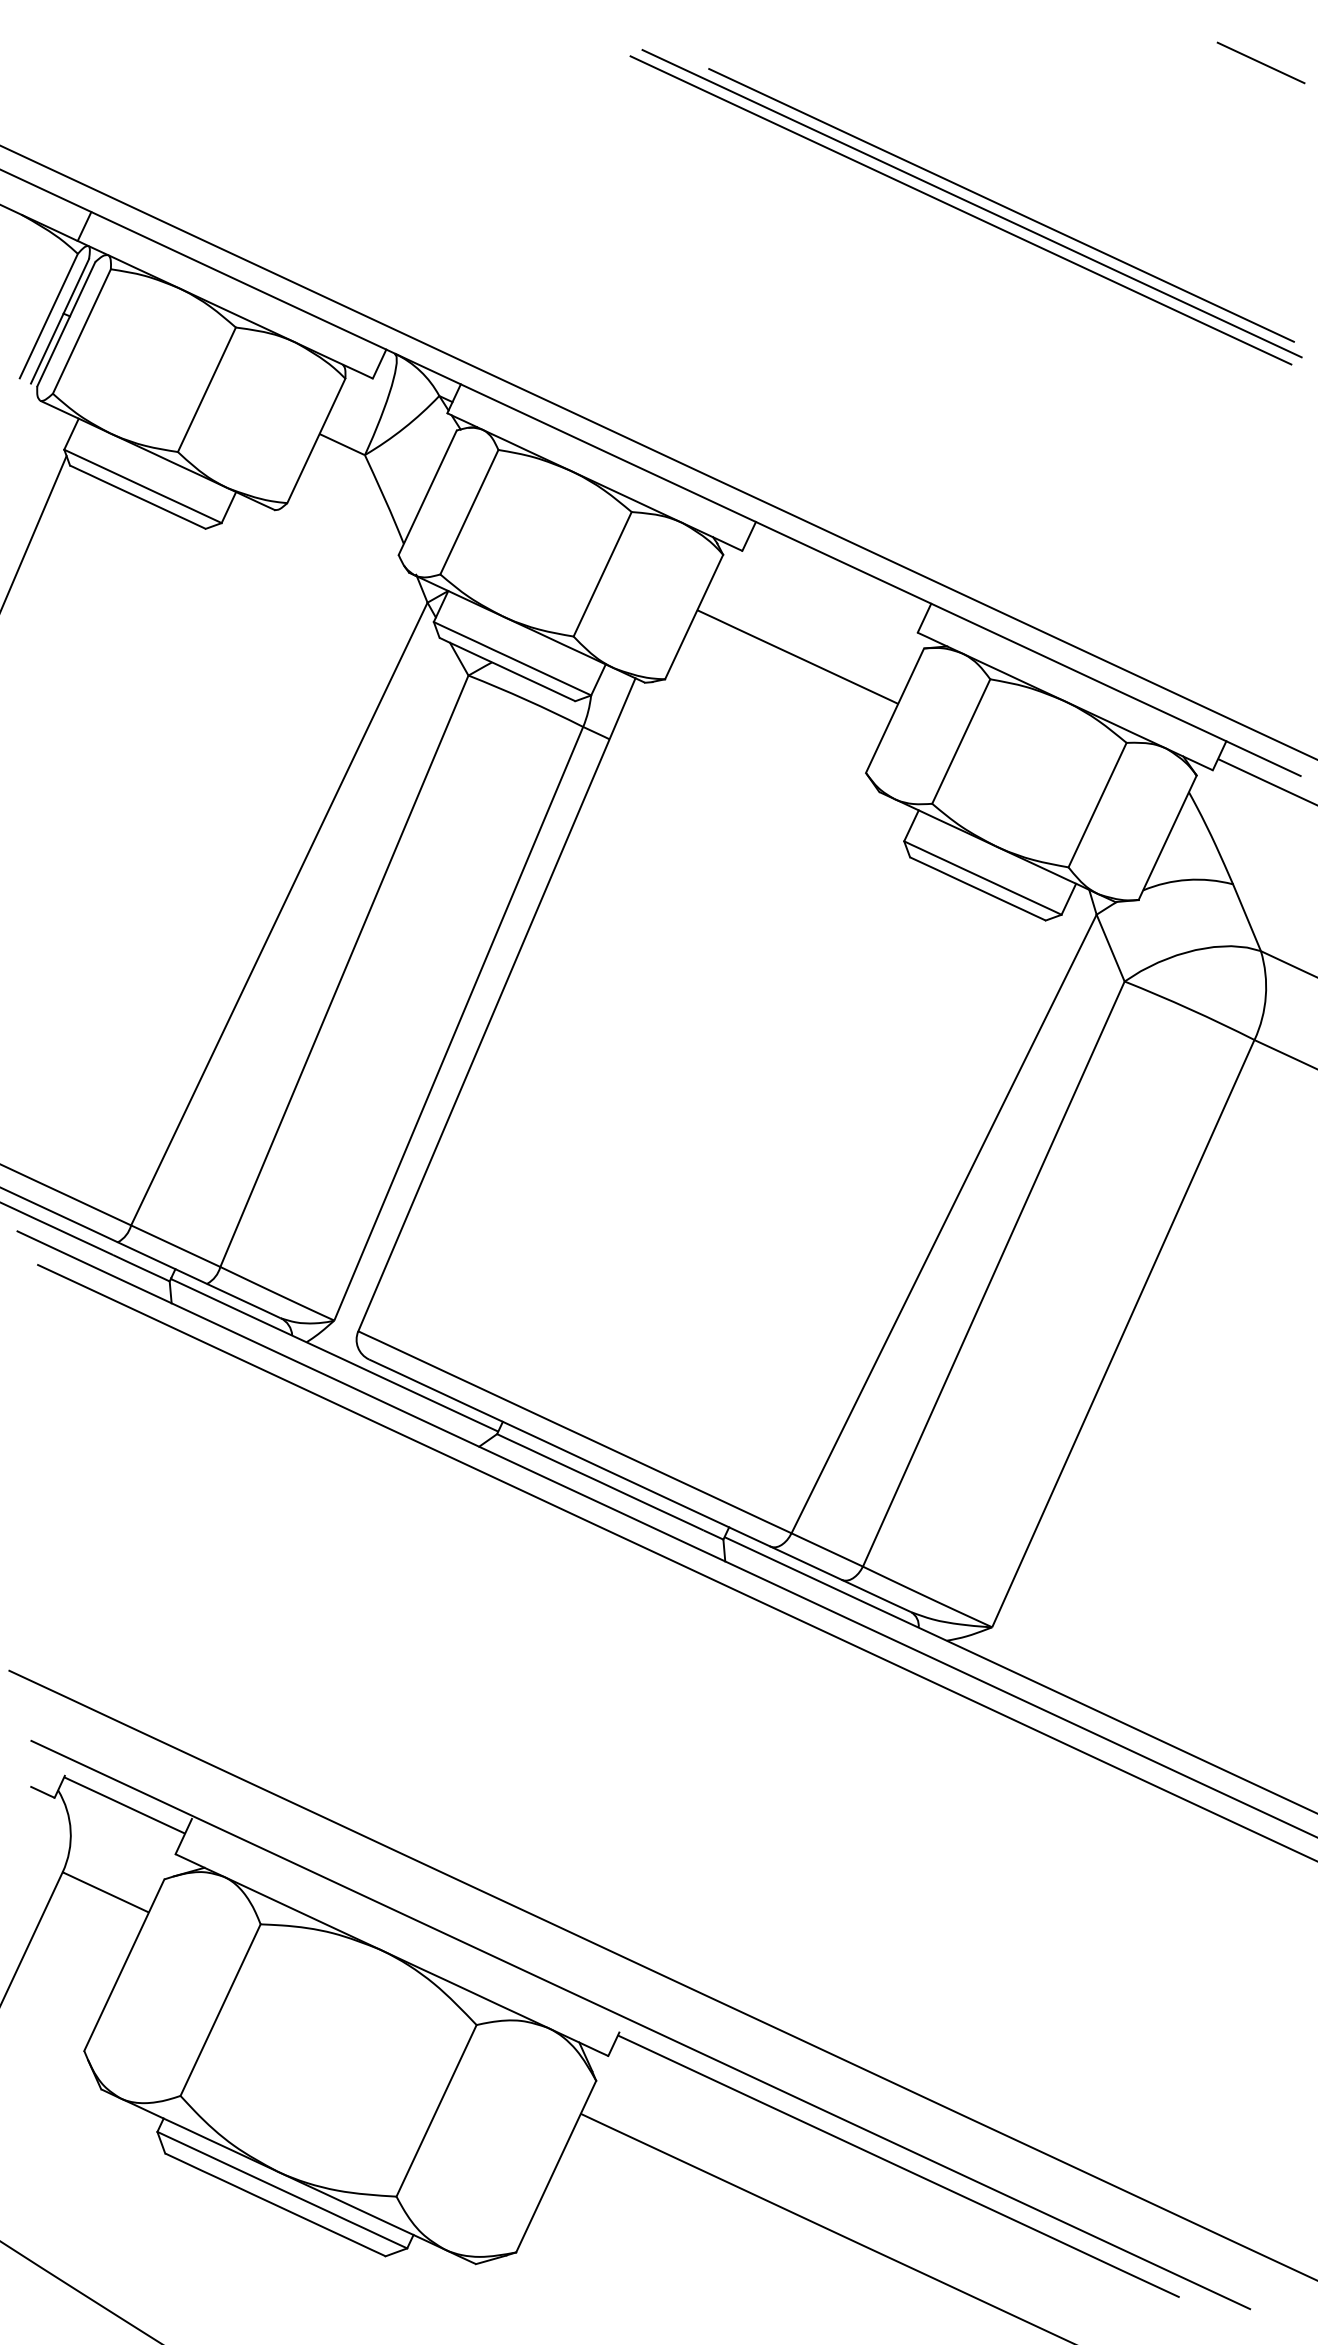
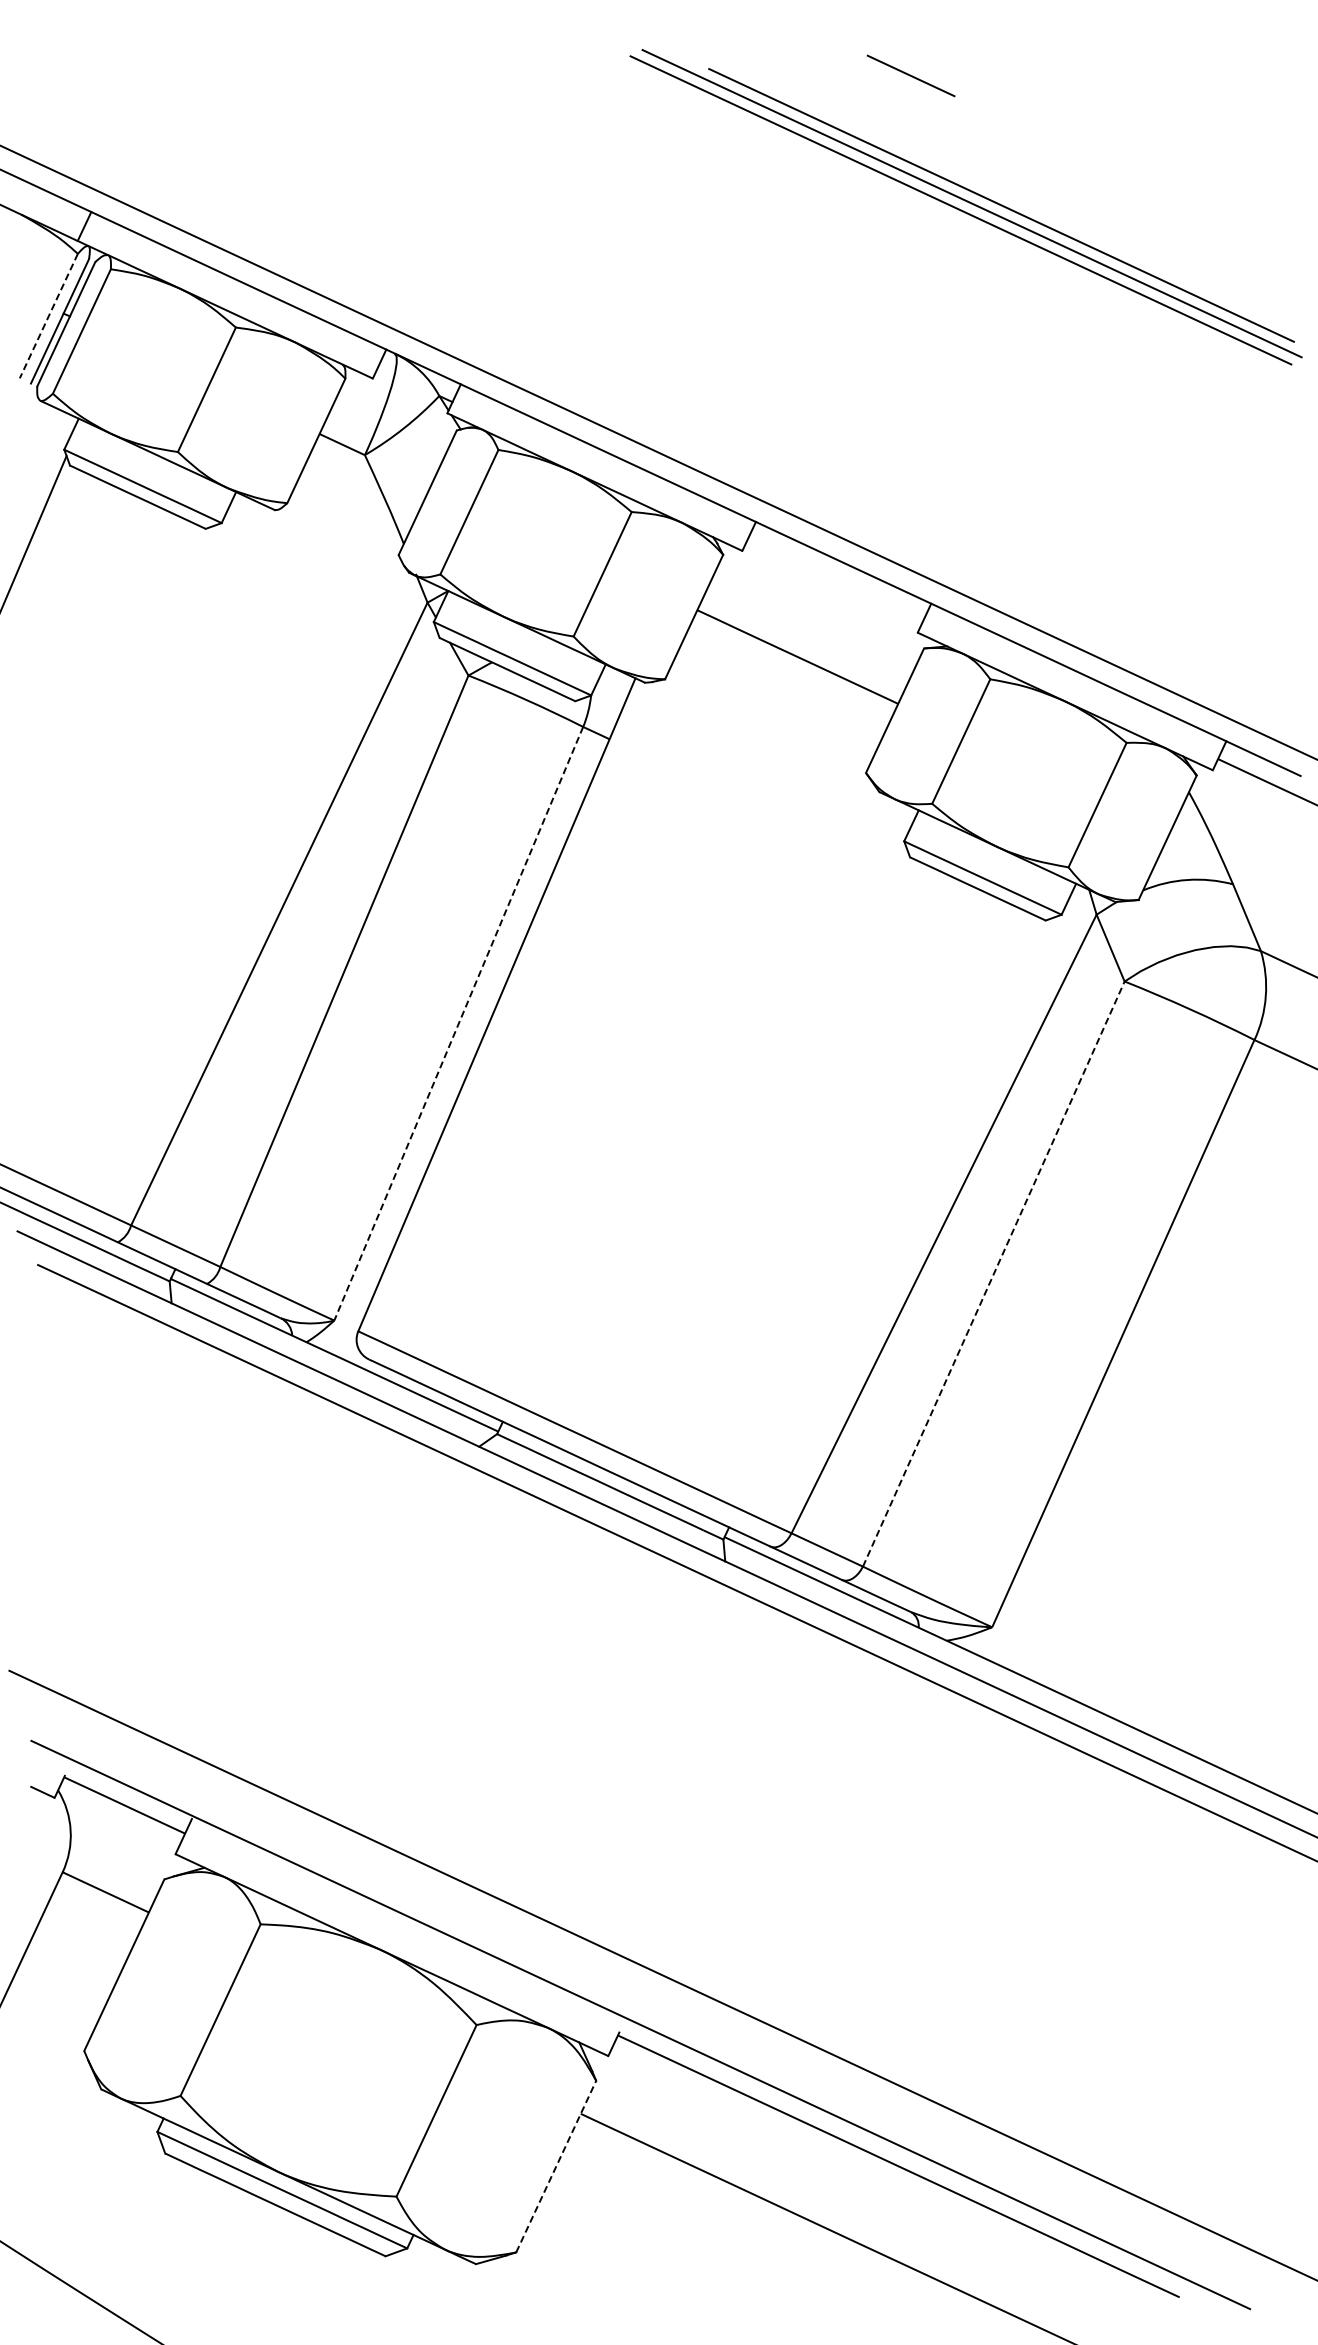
line position: (1260, 62) -> (910, 75) (910, 75)
line: solid -> dashed (48, 316)
line: solid -> dashed (458, 1023)
line: solid -> dashed (994, 1273)
line: solid -> dashed (556, 2166)
